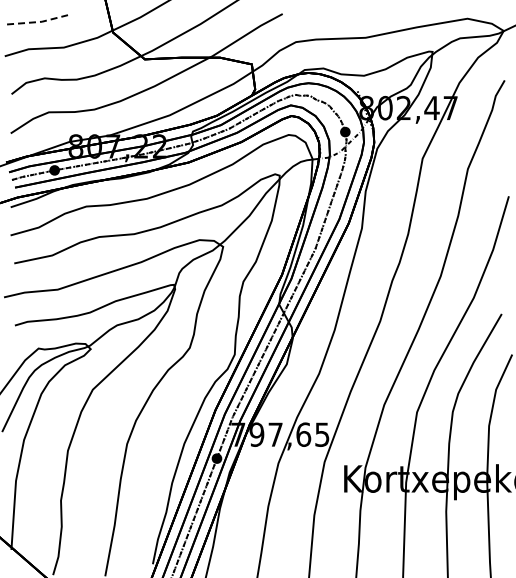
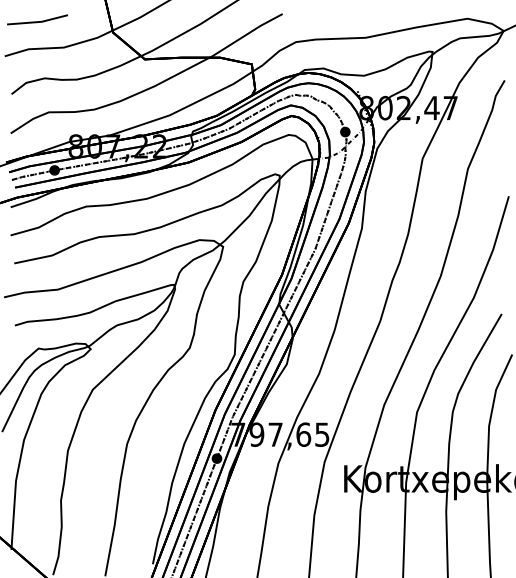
line: dashed -> solid (38, 22)
